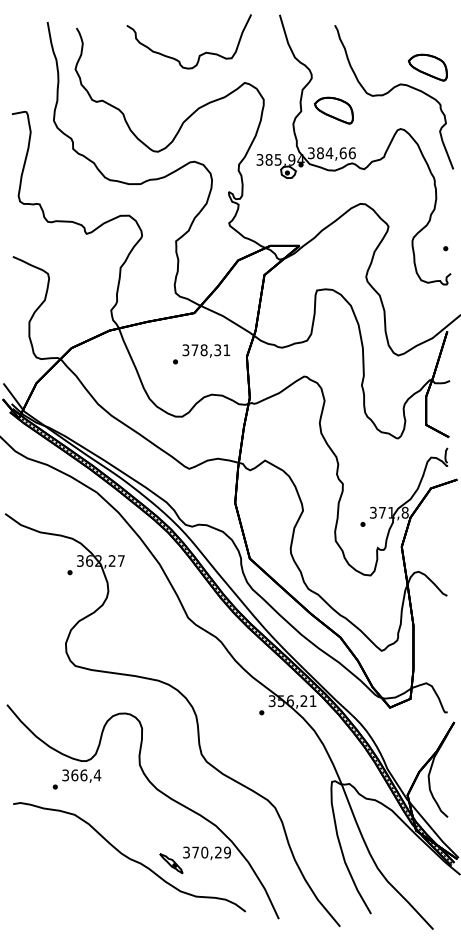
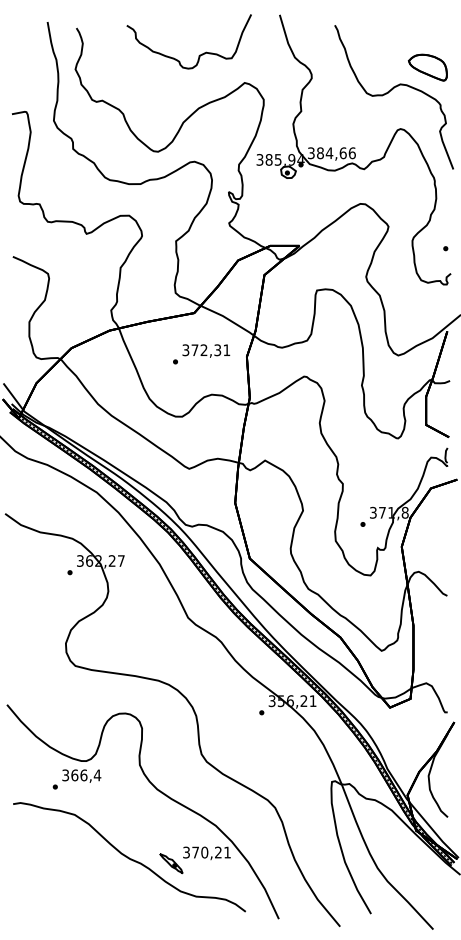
part: present -> none (333, 110)
text: 378,31 -> 372,31 (203, 350)
text: 370,29 -> 370,21 (227, 852)
